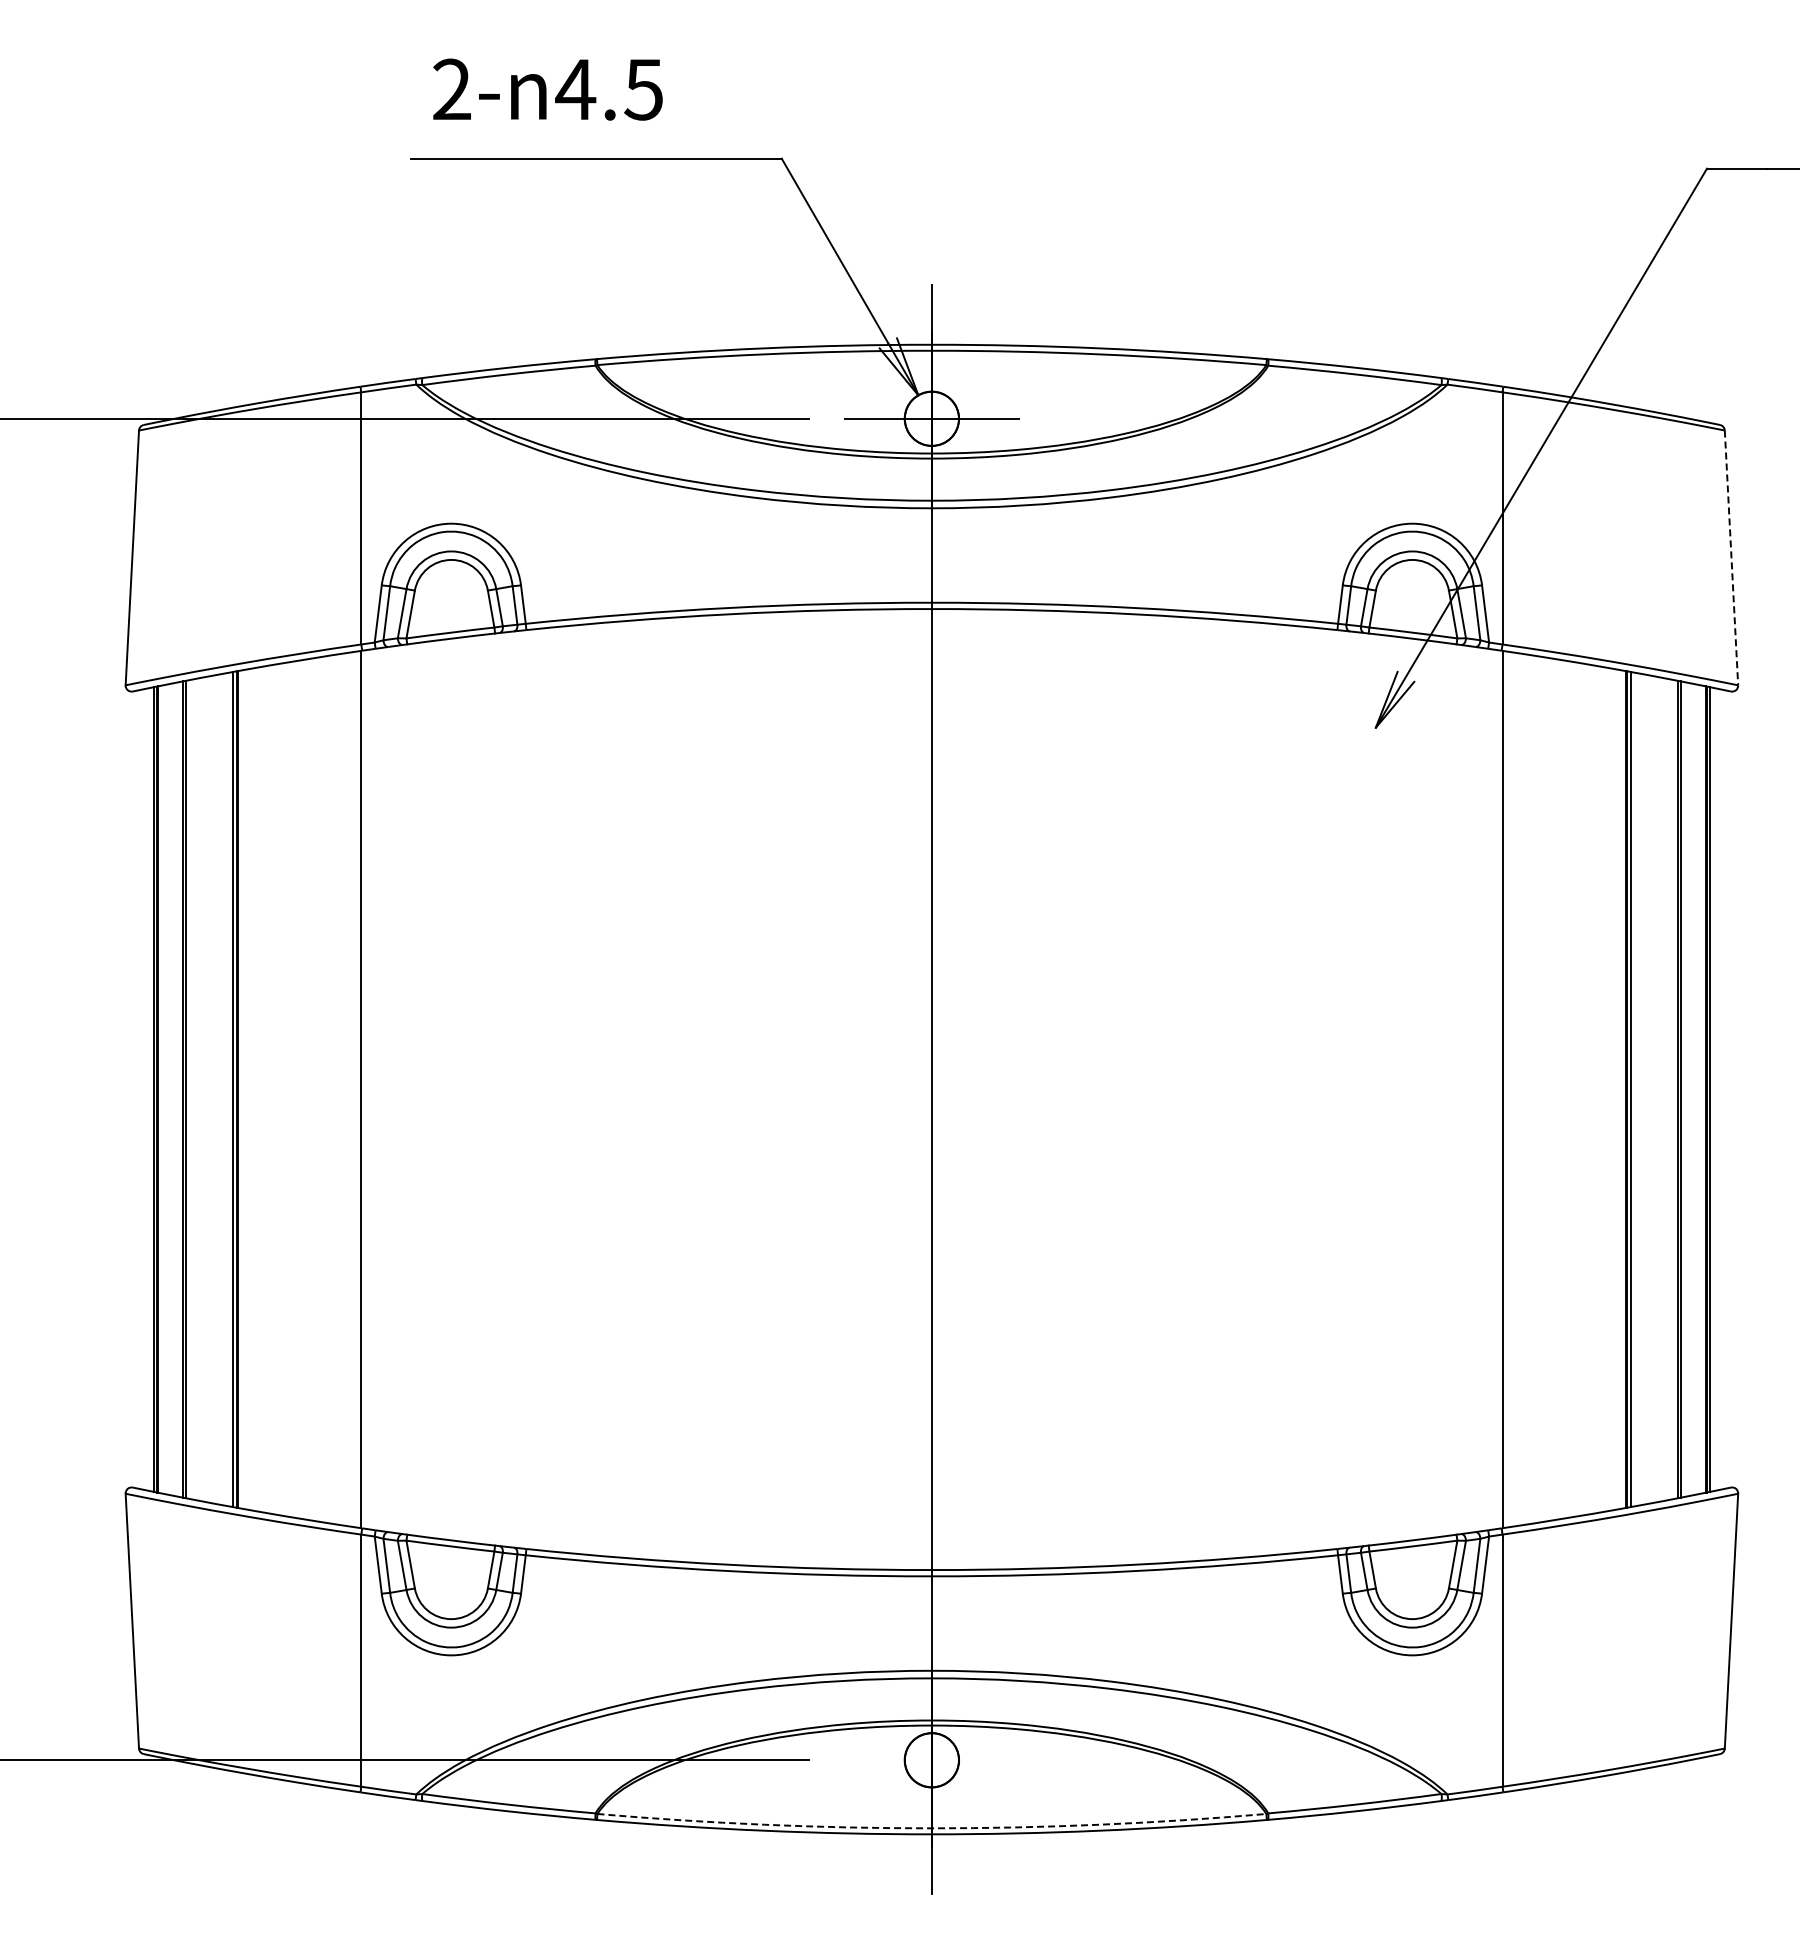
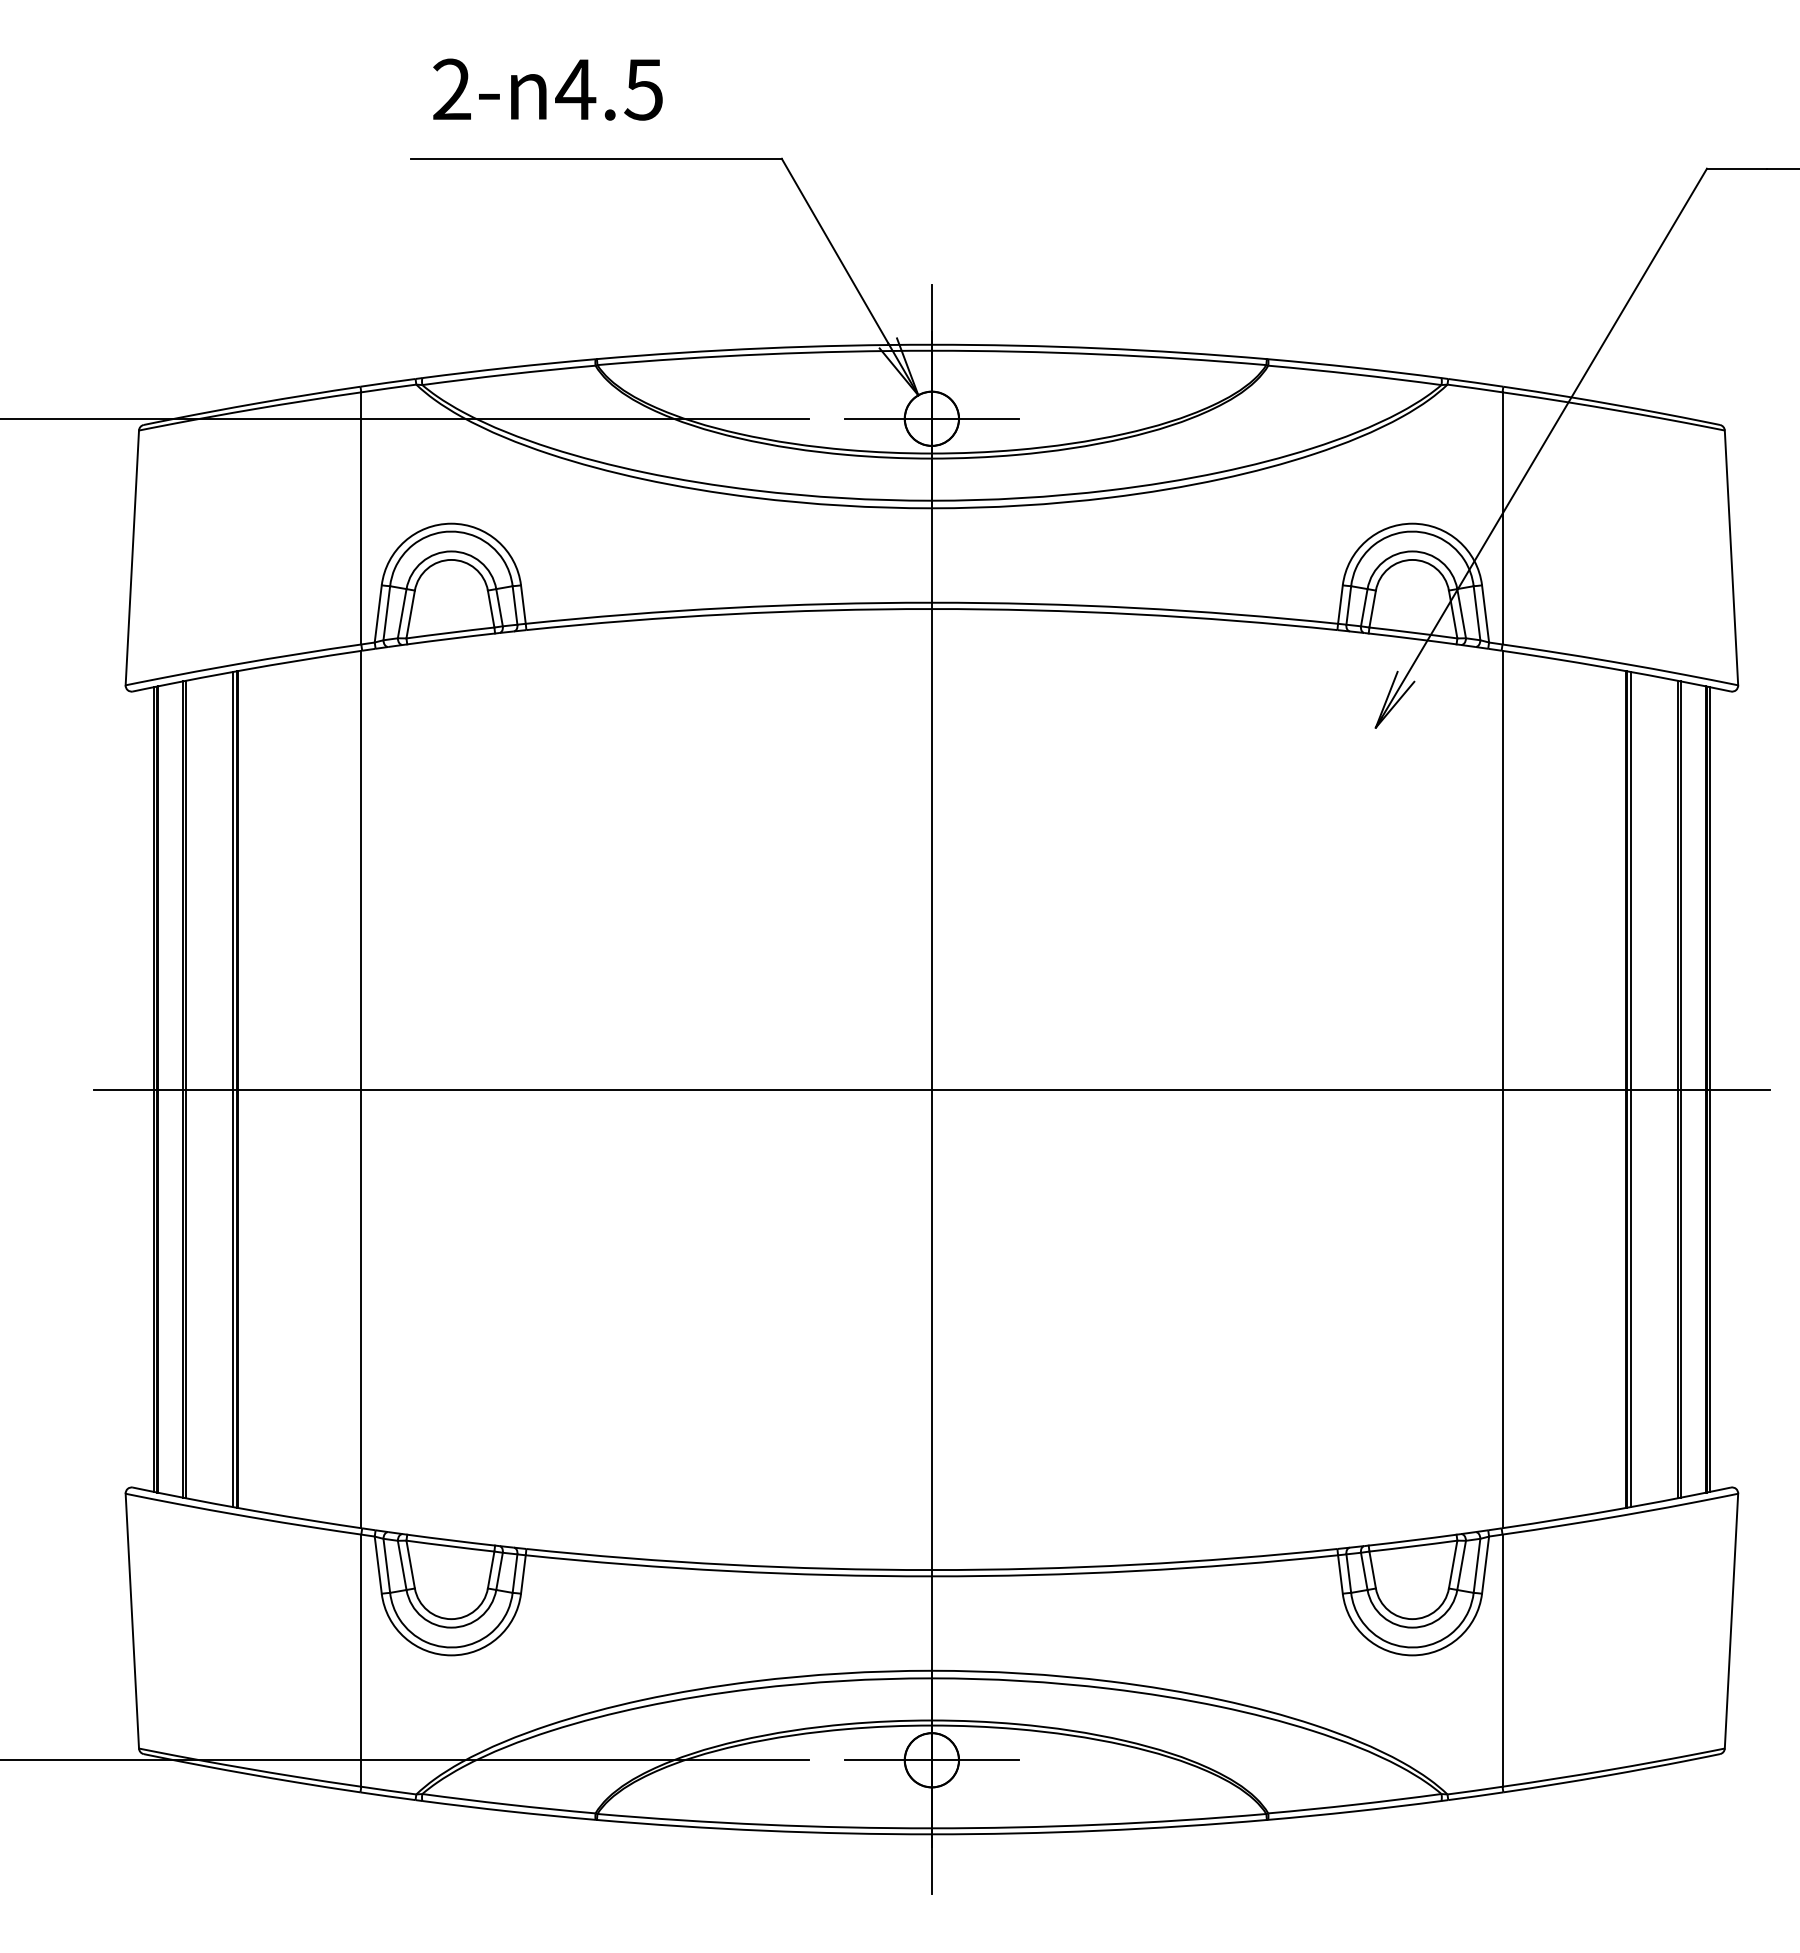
line: dashed -> solid (1731, 557)
line: none -> present (931, 1089)
line: none -> present (931, 1760)
arc: dashed -> solid (931, 1828)
